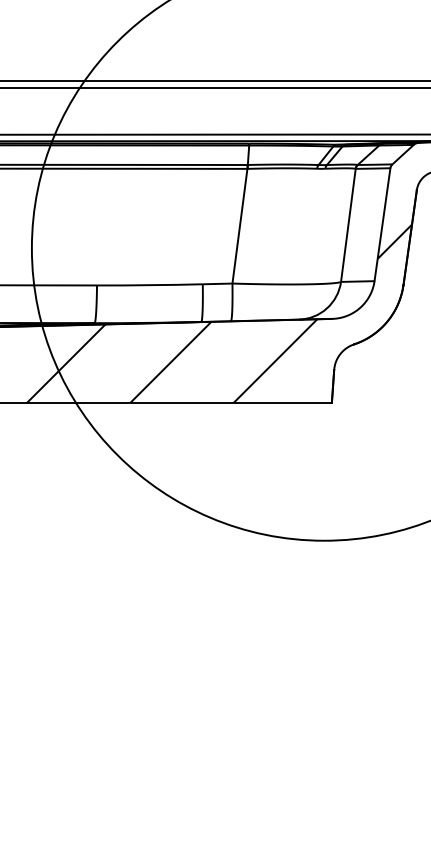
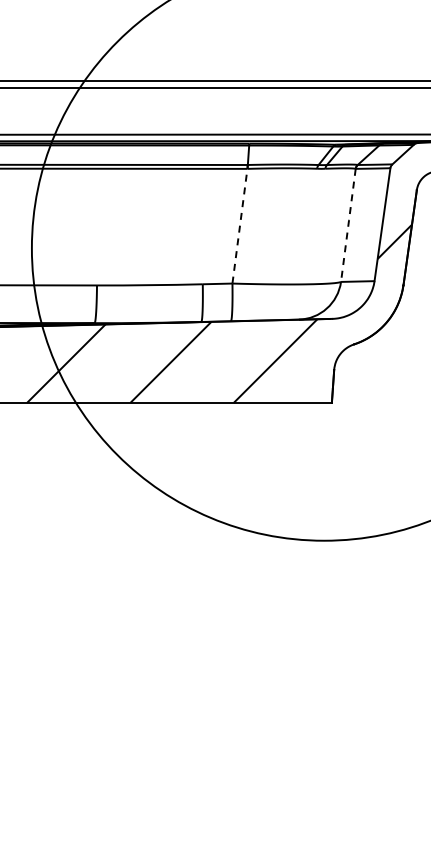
line: solid -> dashed (240, 225)
line: solid -> dashed (348, 225)
